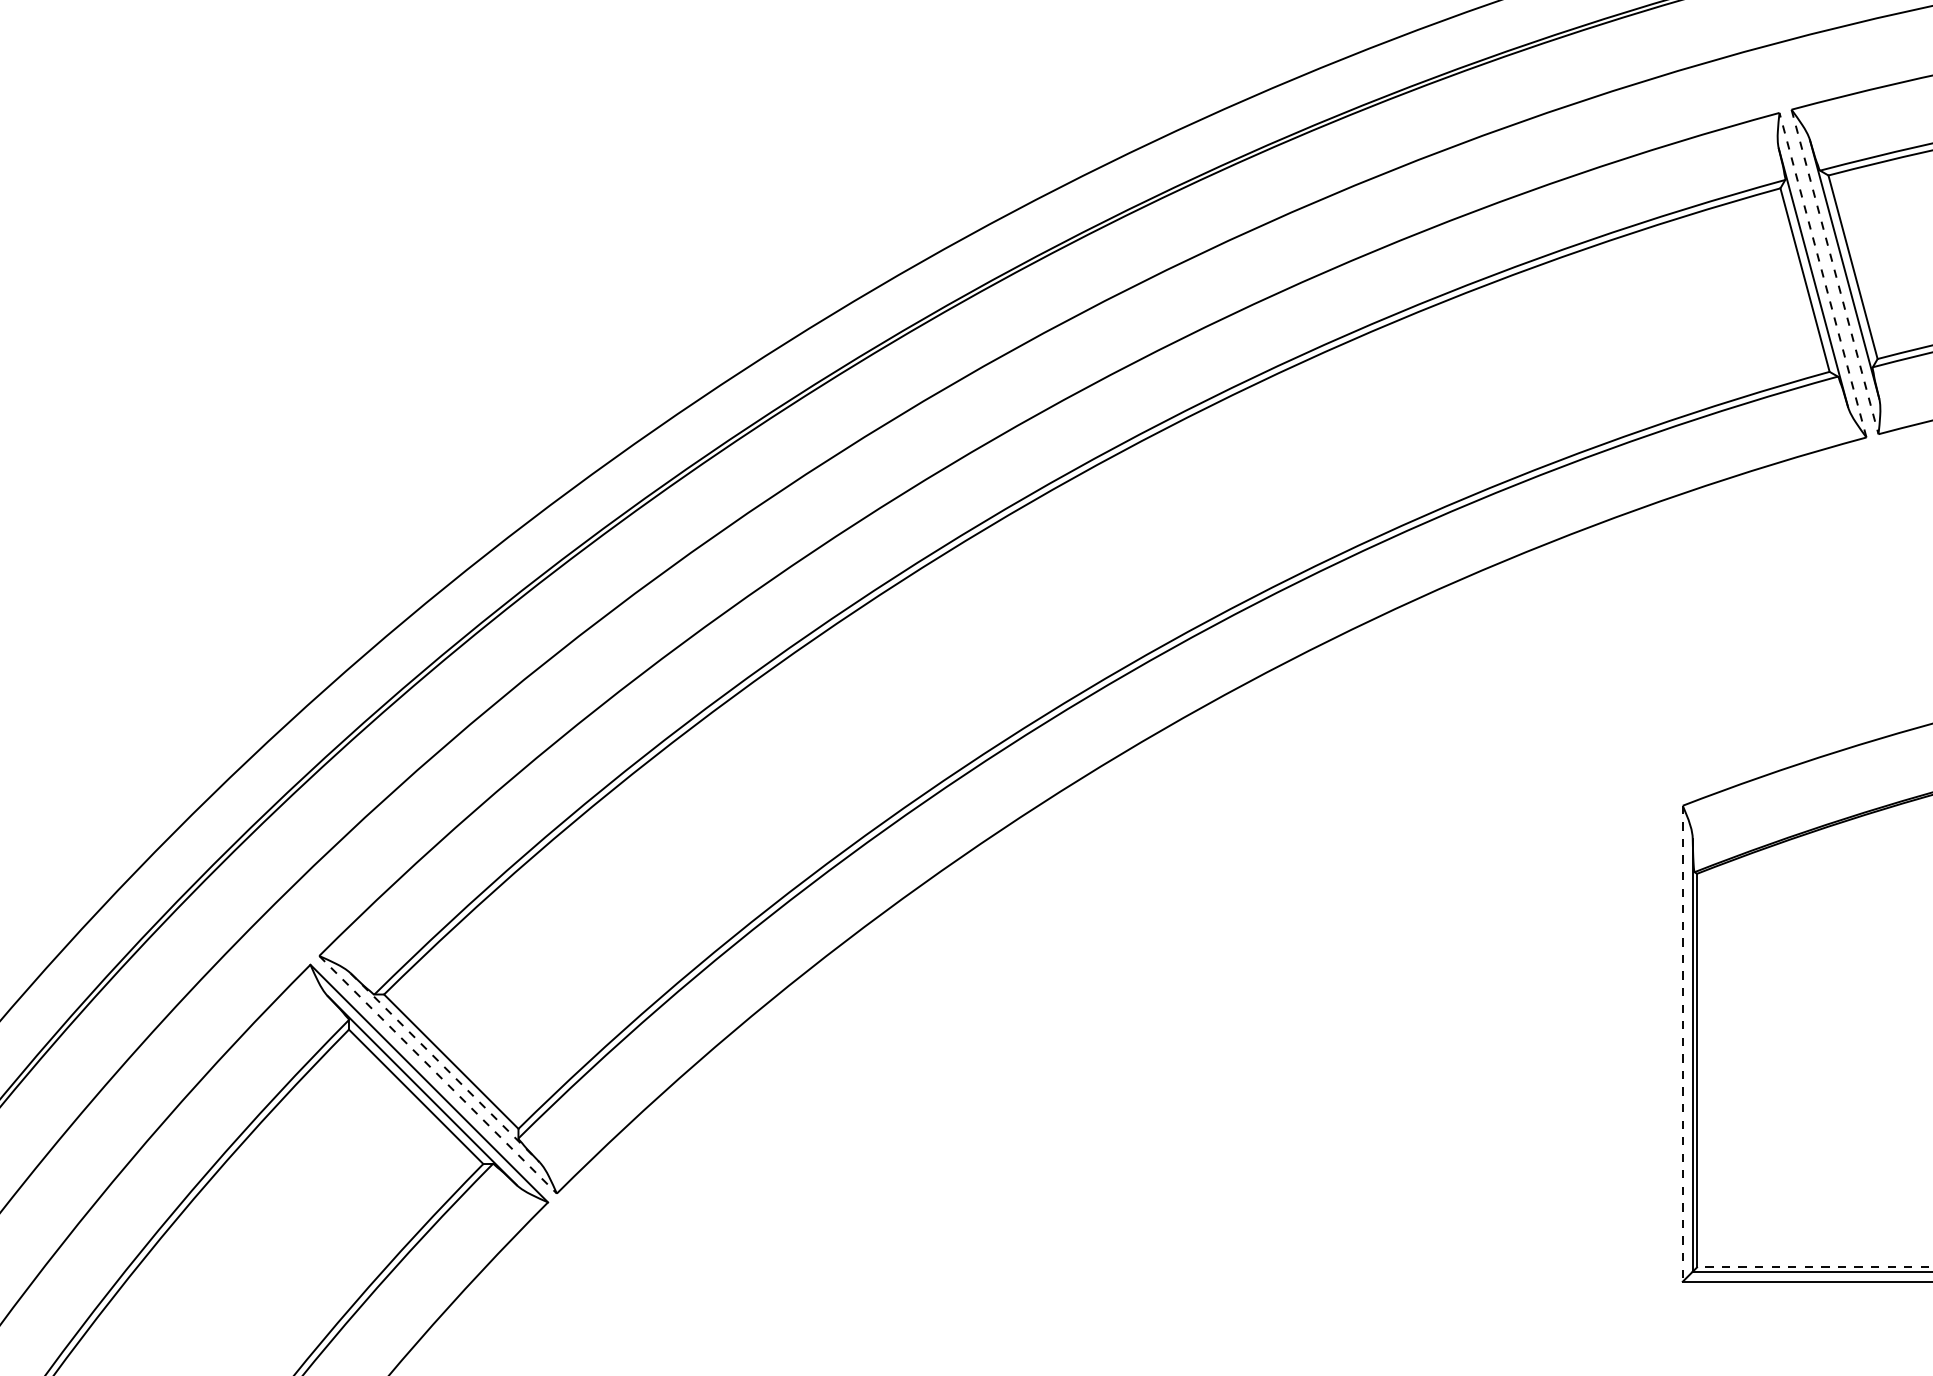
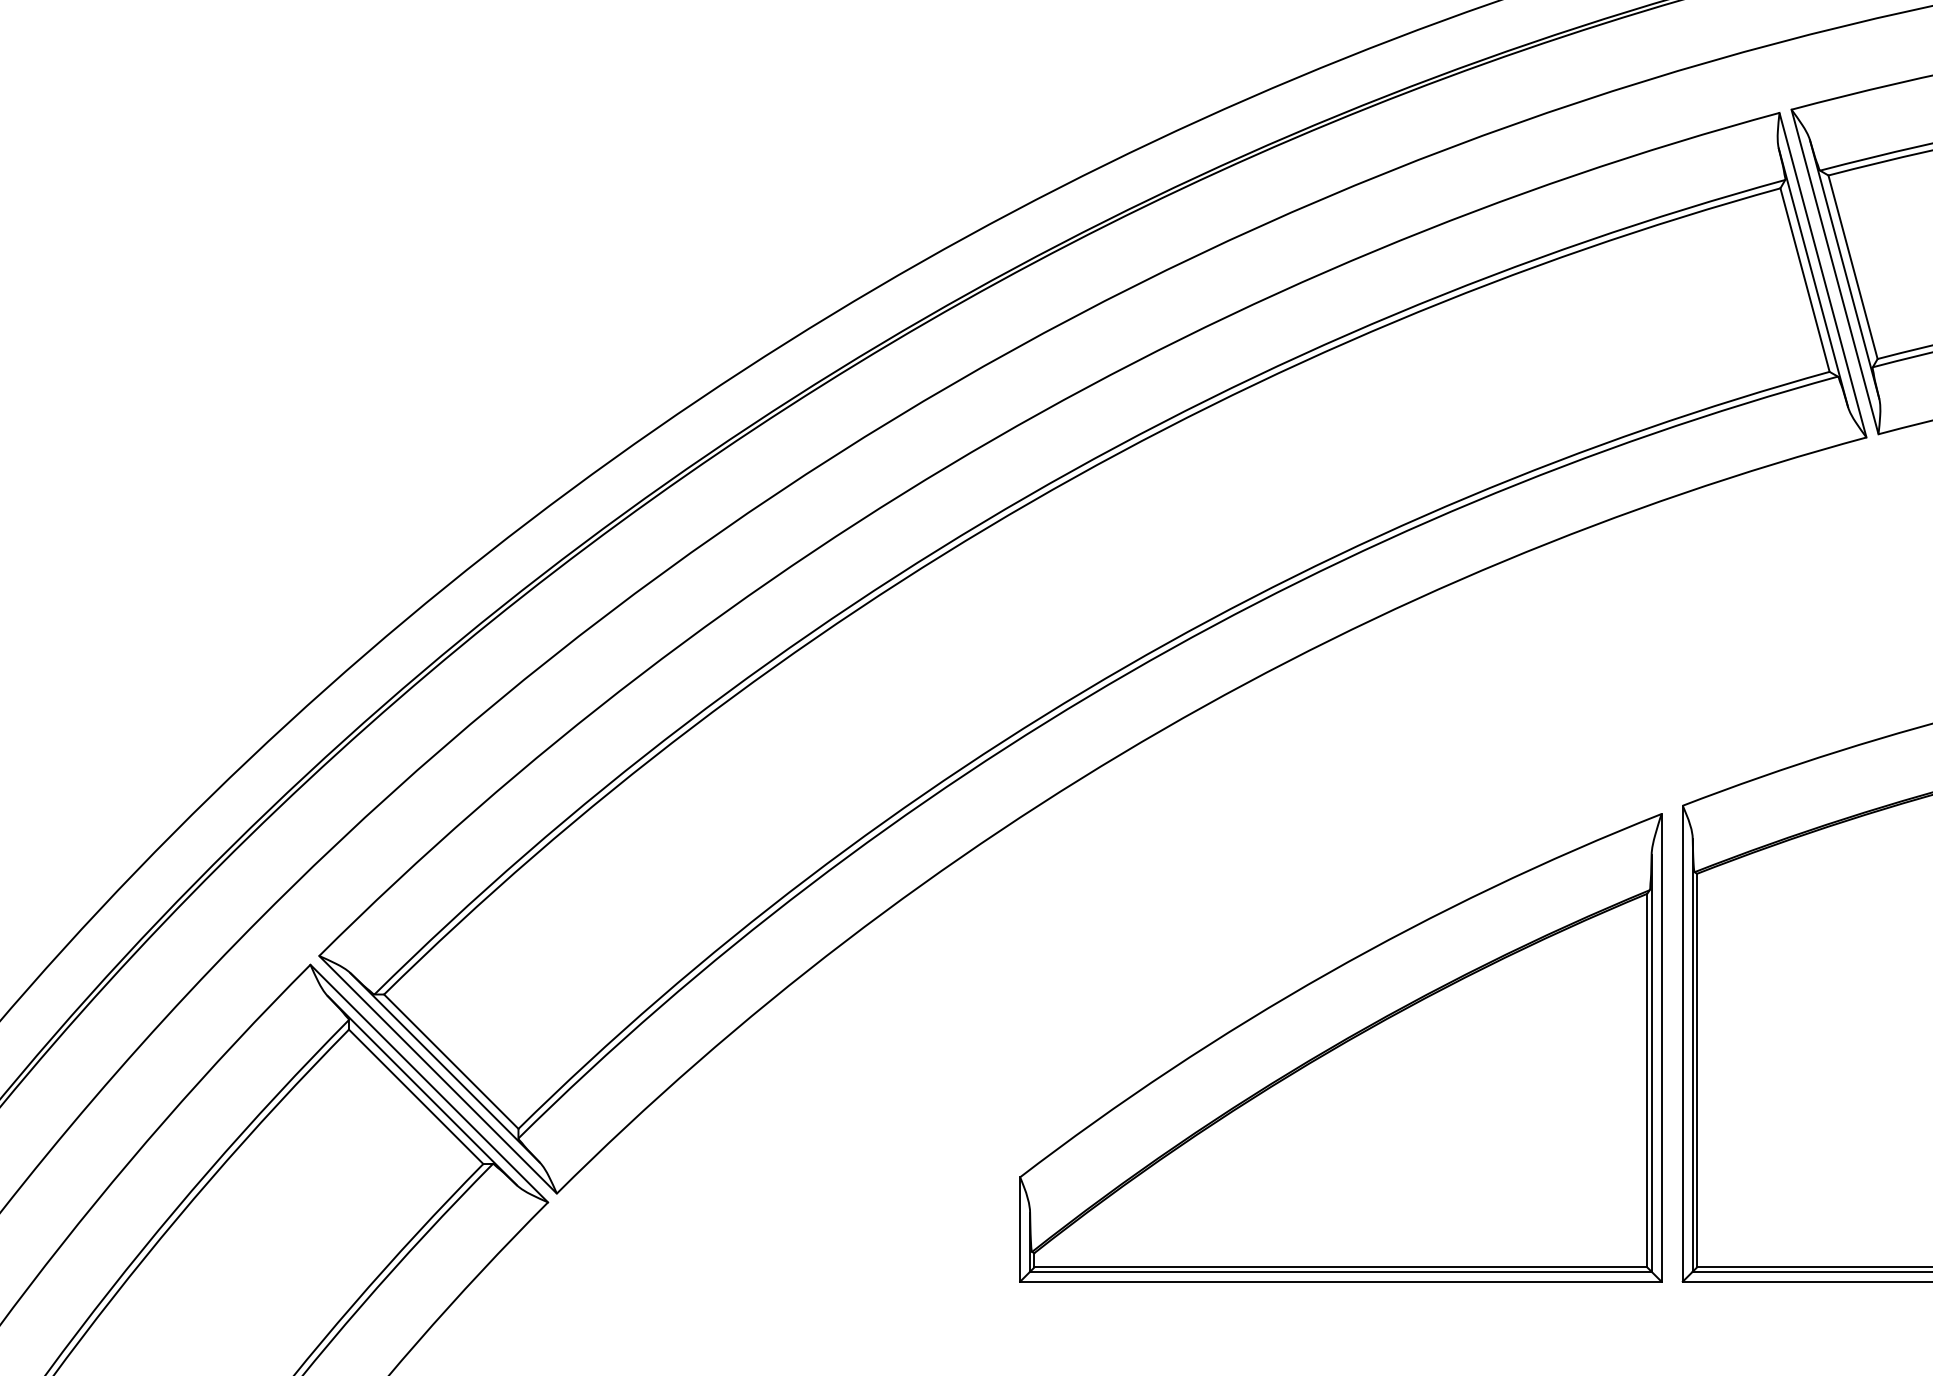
line: dashed -> solid (1835, 272)
line: dashed -> solid (1822, 274)
line: dashed -> solid (1682, 1043)
part: none -> present (1340, 1047)
line: dashed -> solid (445, 1067)
line: dashed -> solid (438, 1075)
line: dashed -> solid (1815, 1267)
